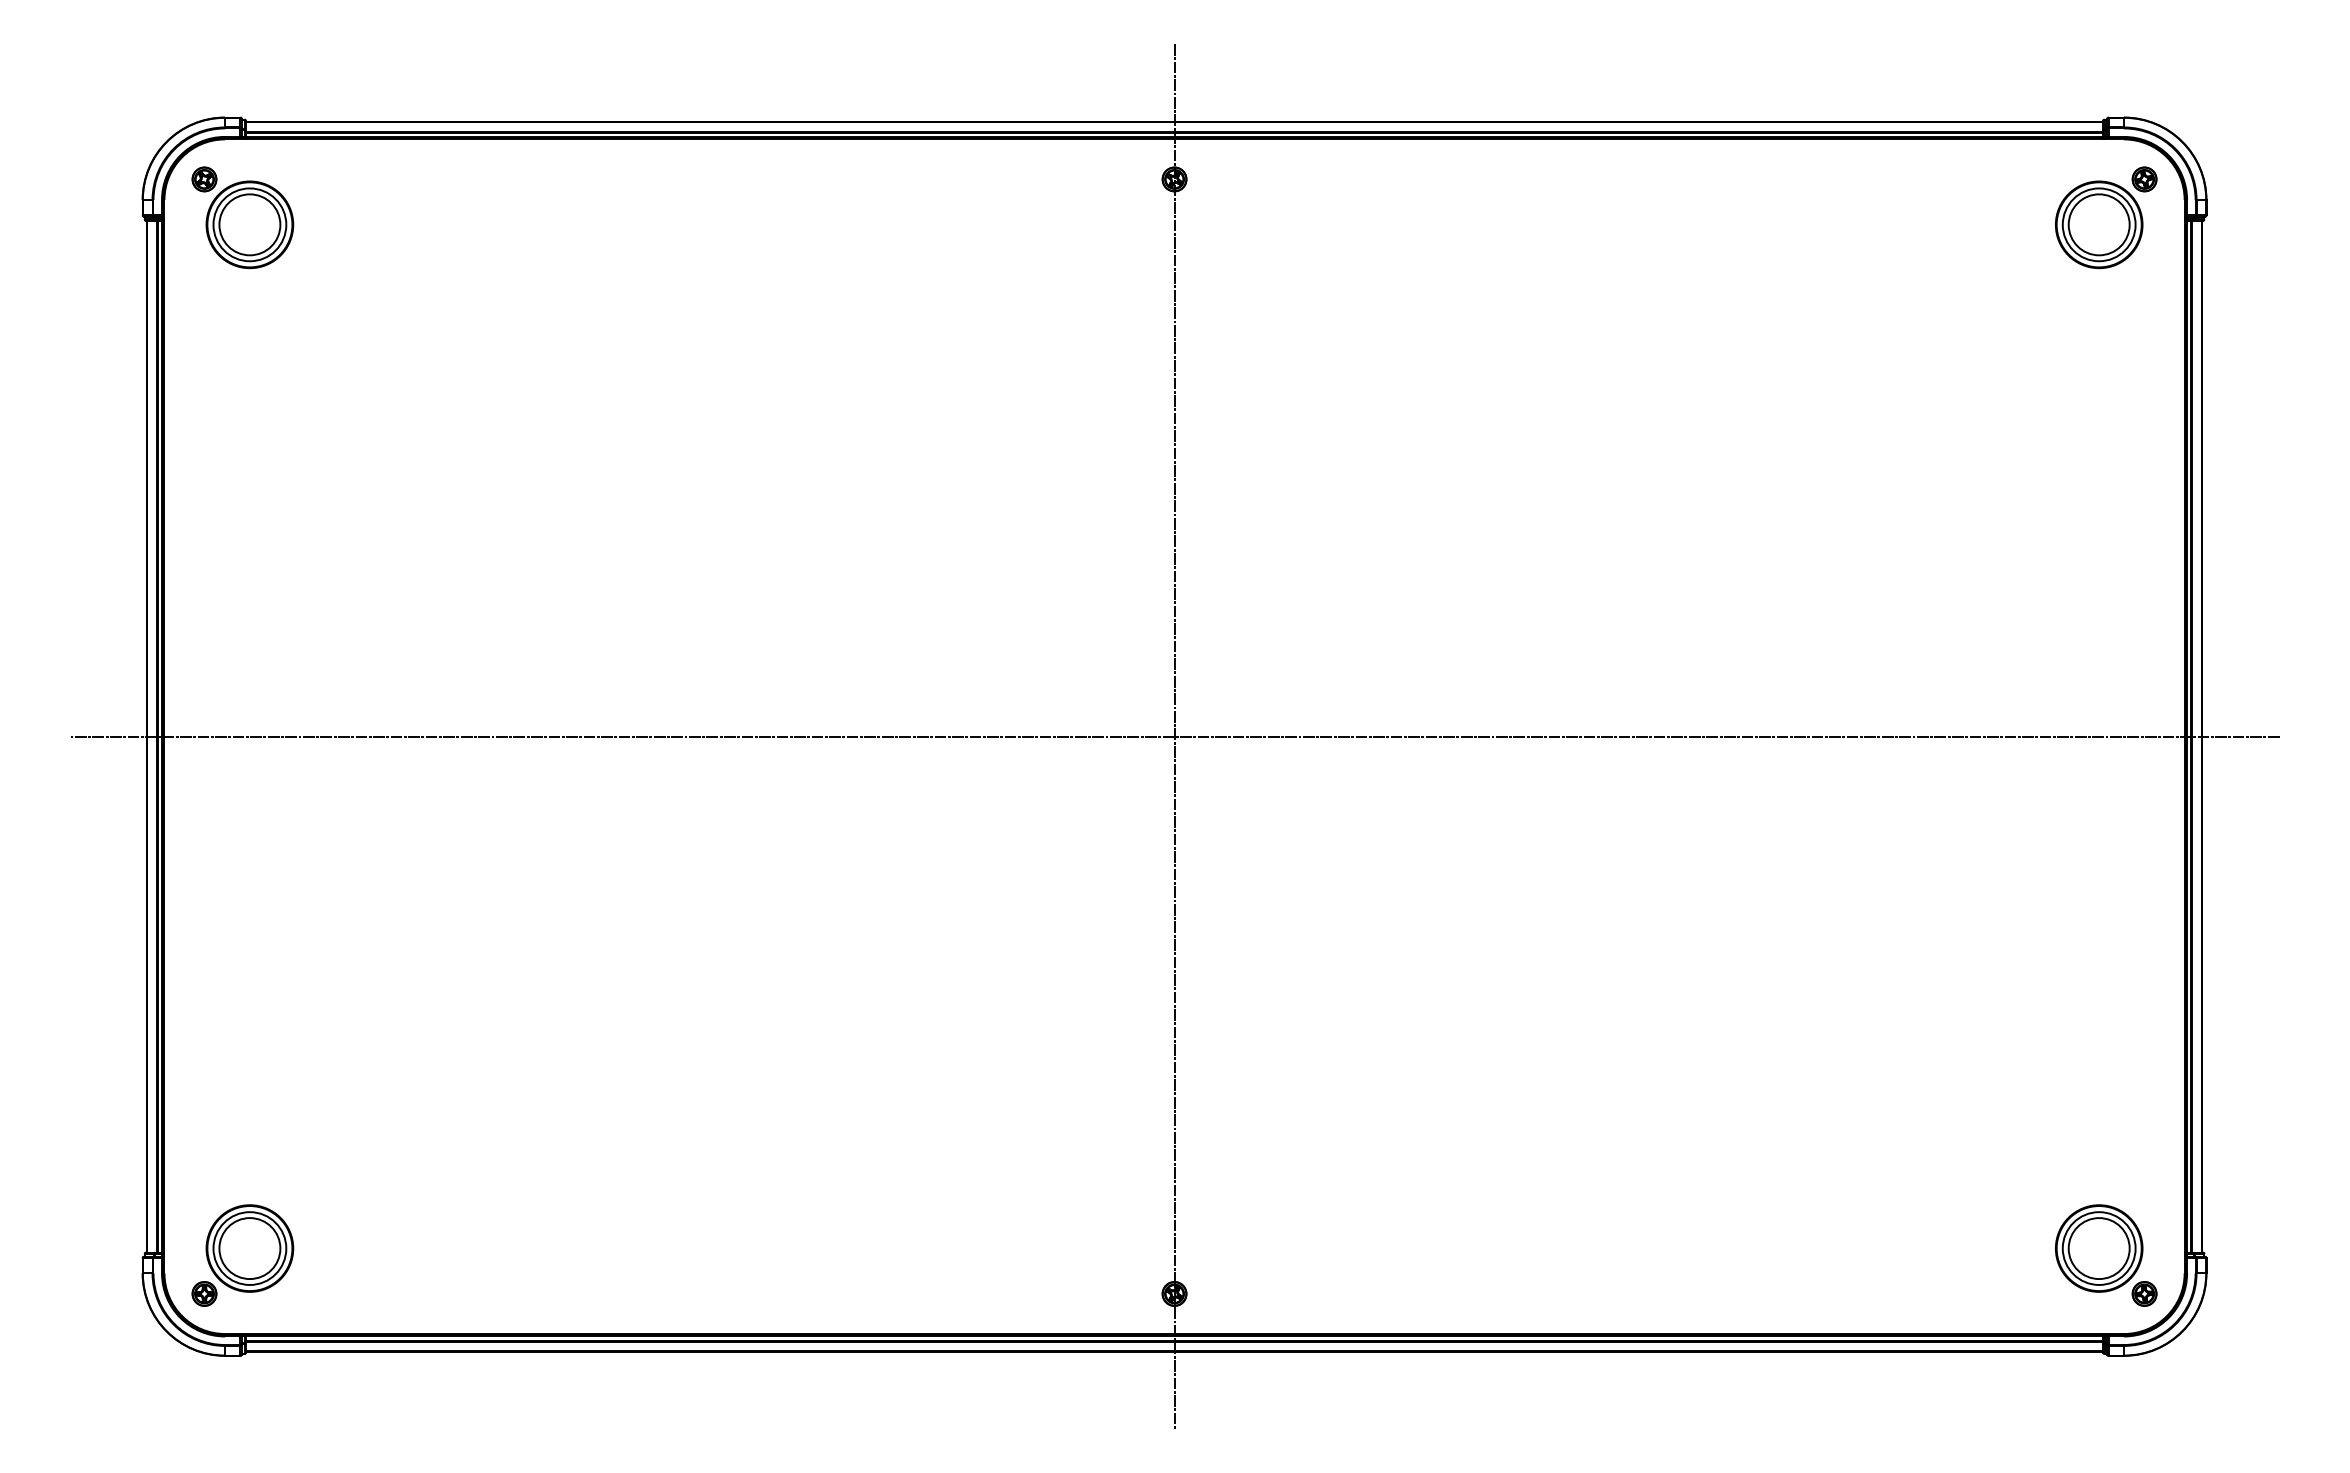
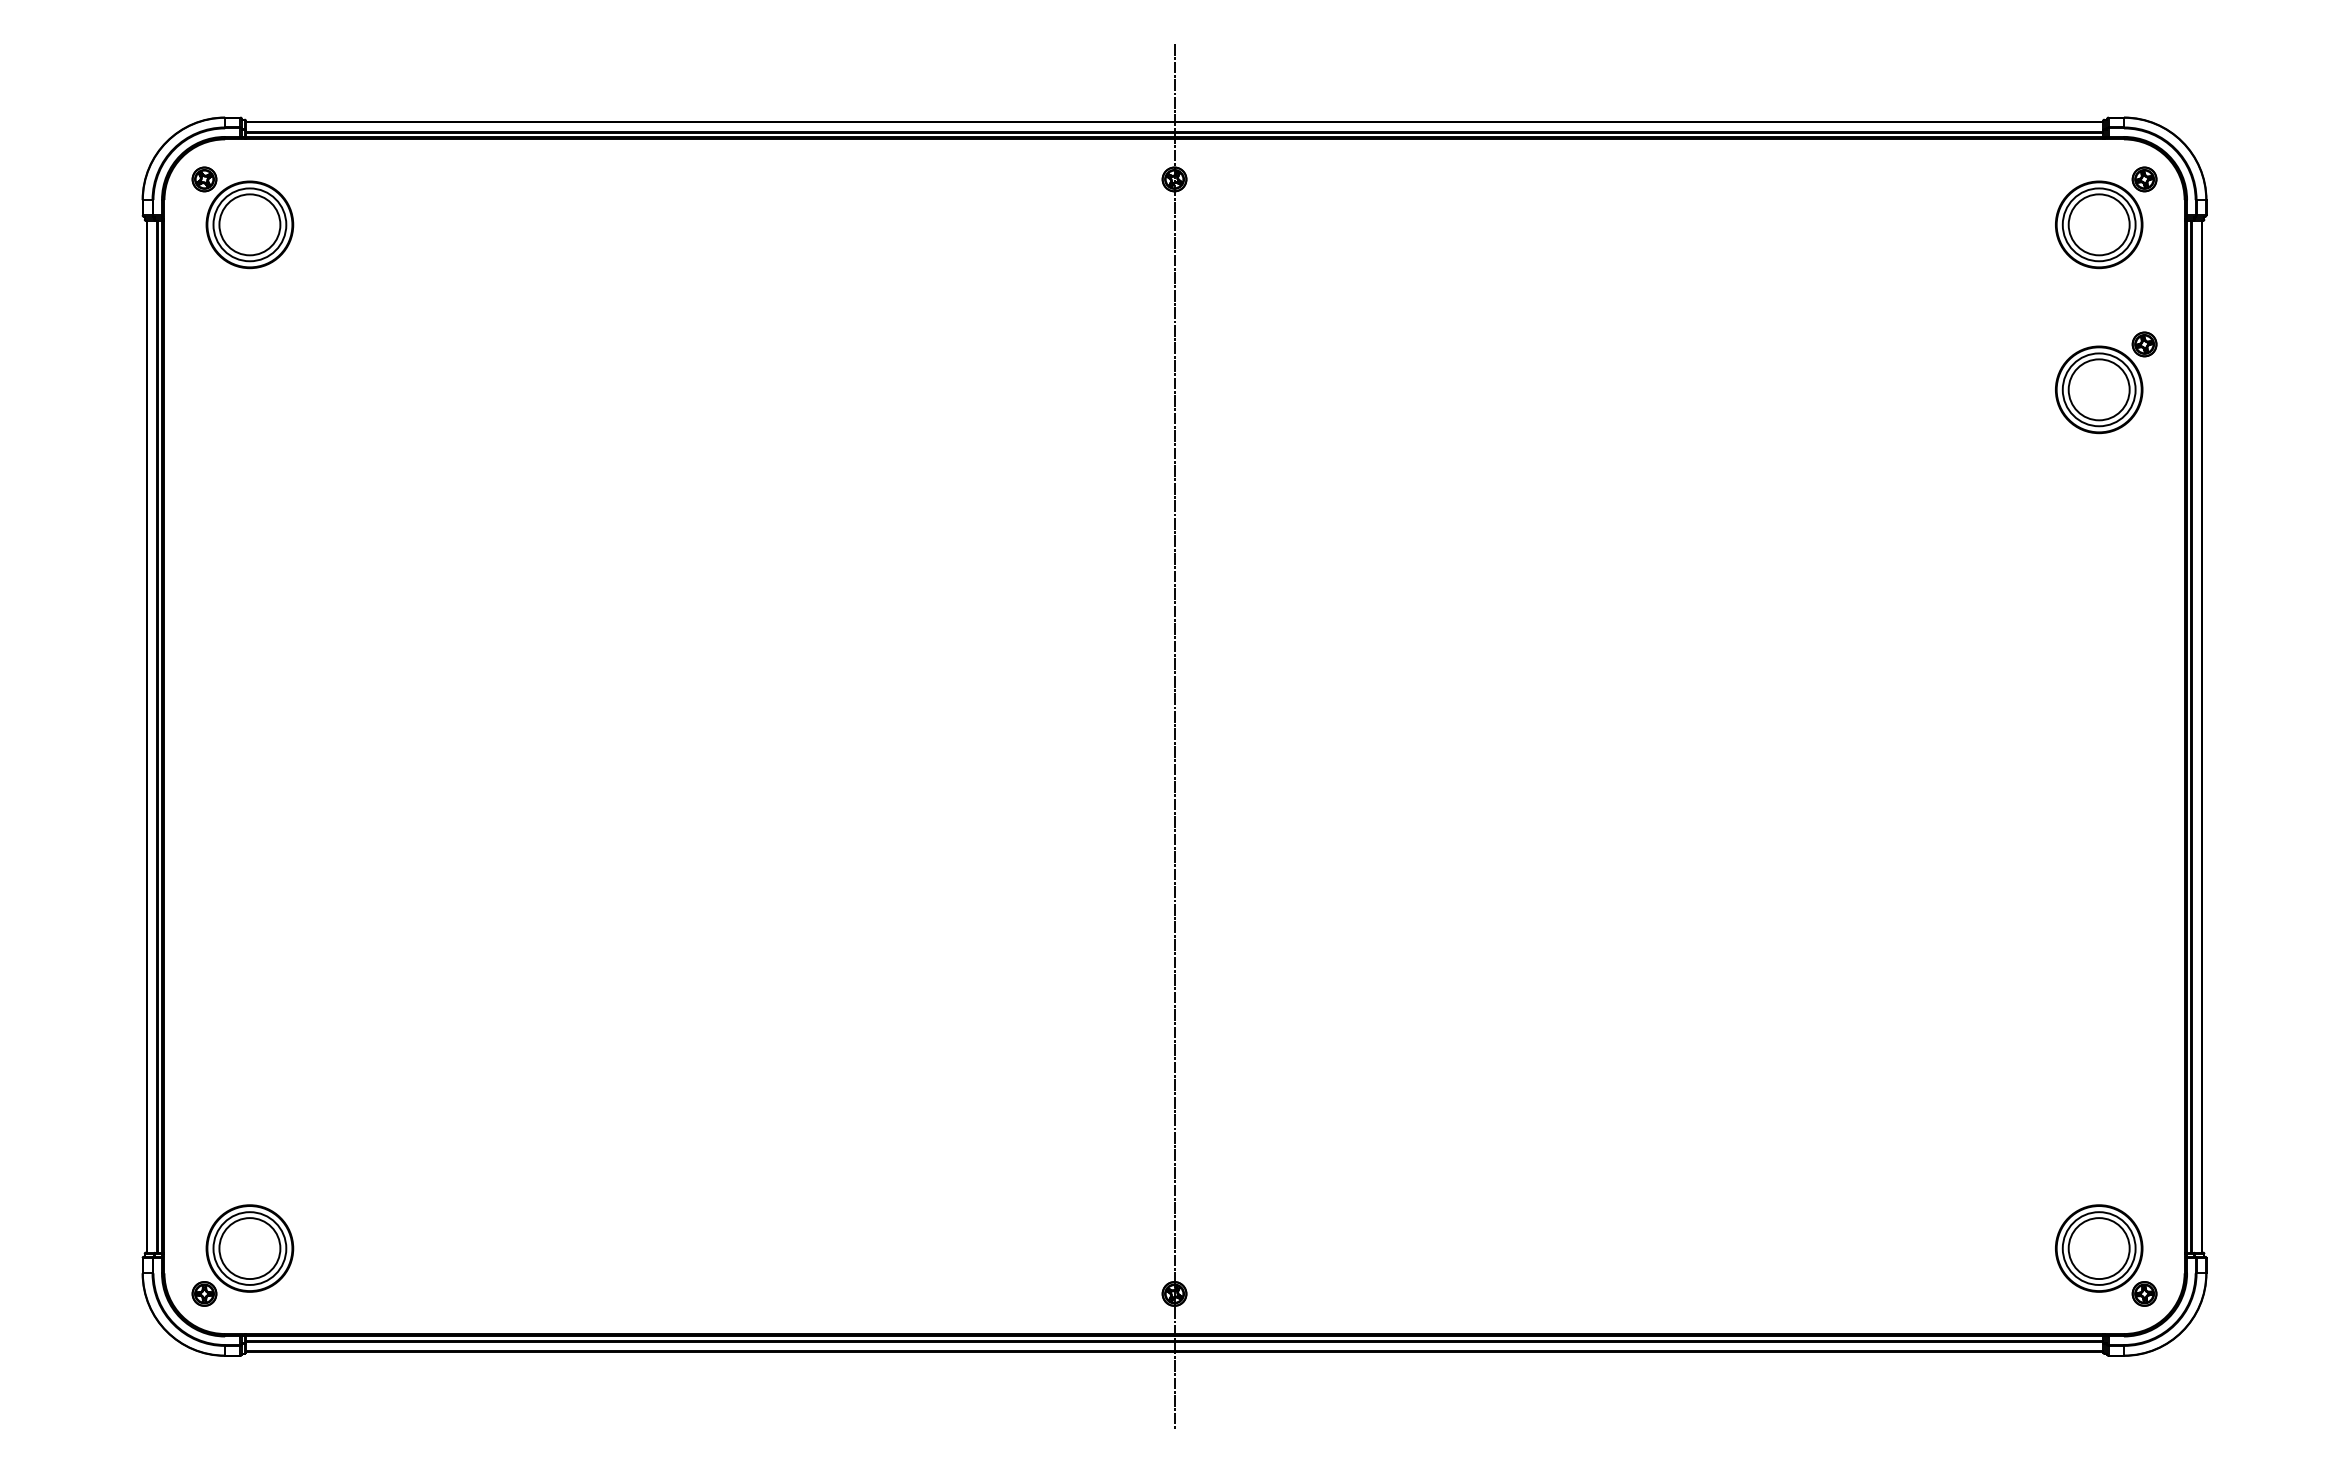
part: none -> present (2106, 382)
line: present -> none (1174, 736)
